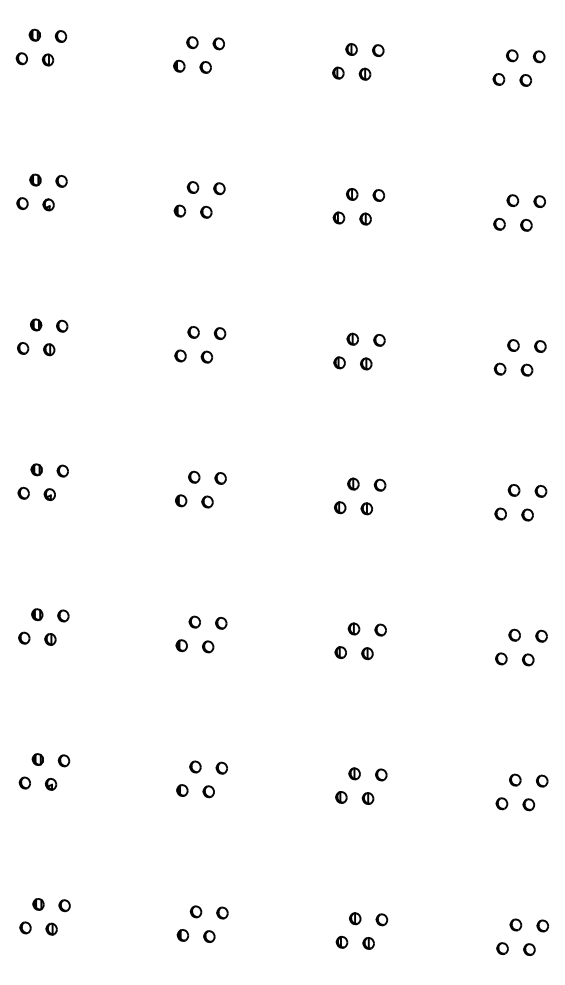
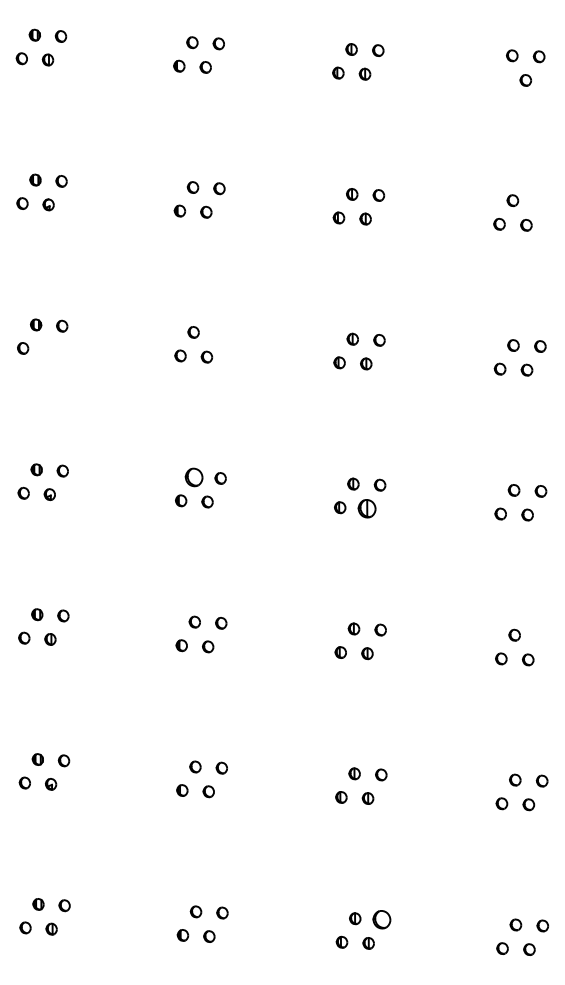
part: present -> none (498, 79)
part: present -> none (539, 201)
part: present -> none (219, 333)
part: present -> none (49, 349)
part size: 13x14 px -> 20x21 px (193, 477)
part size: 13x14 px -> 20x20 px (366, 508)
part: present -> none (541, 635)
part size: 14x14 px -> 20x20 px (381, 919)
